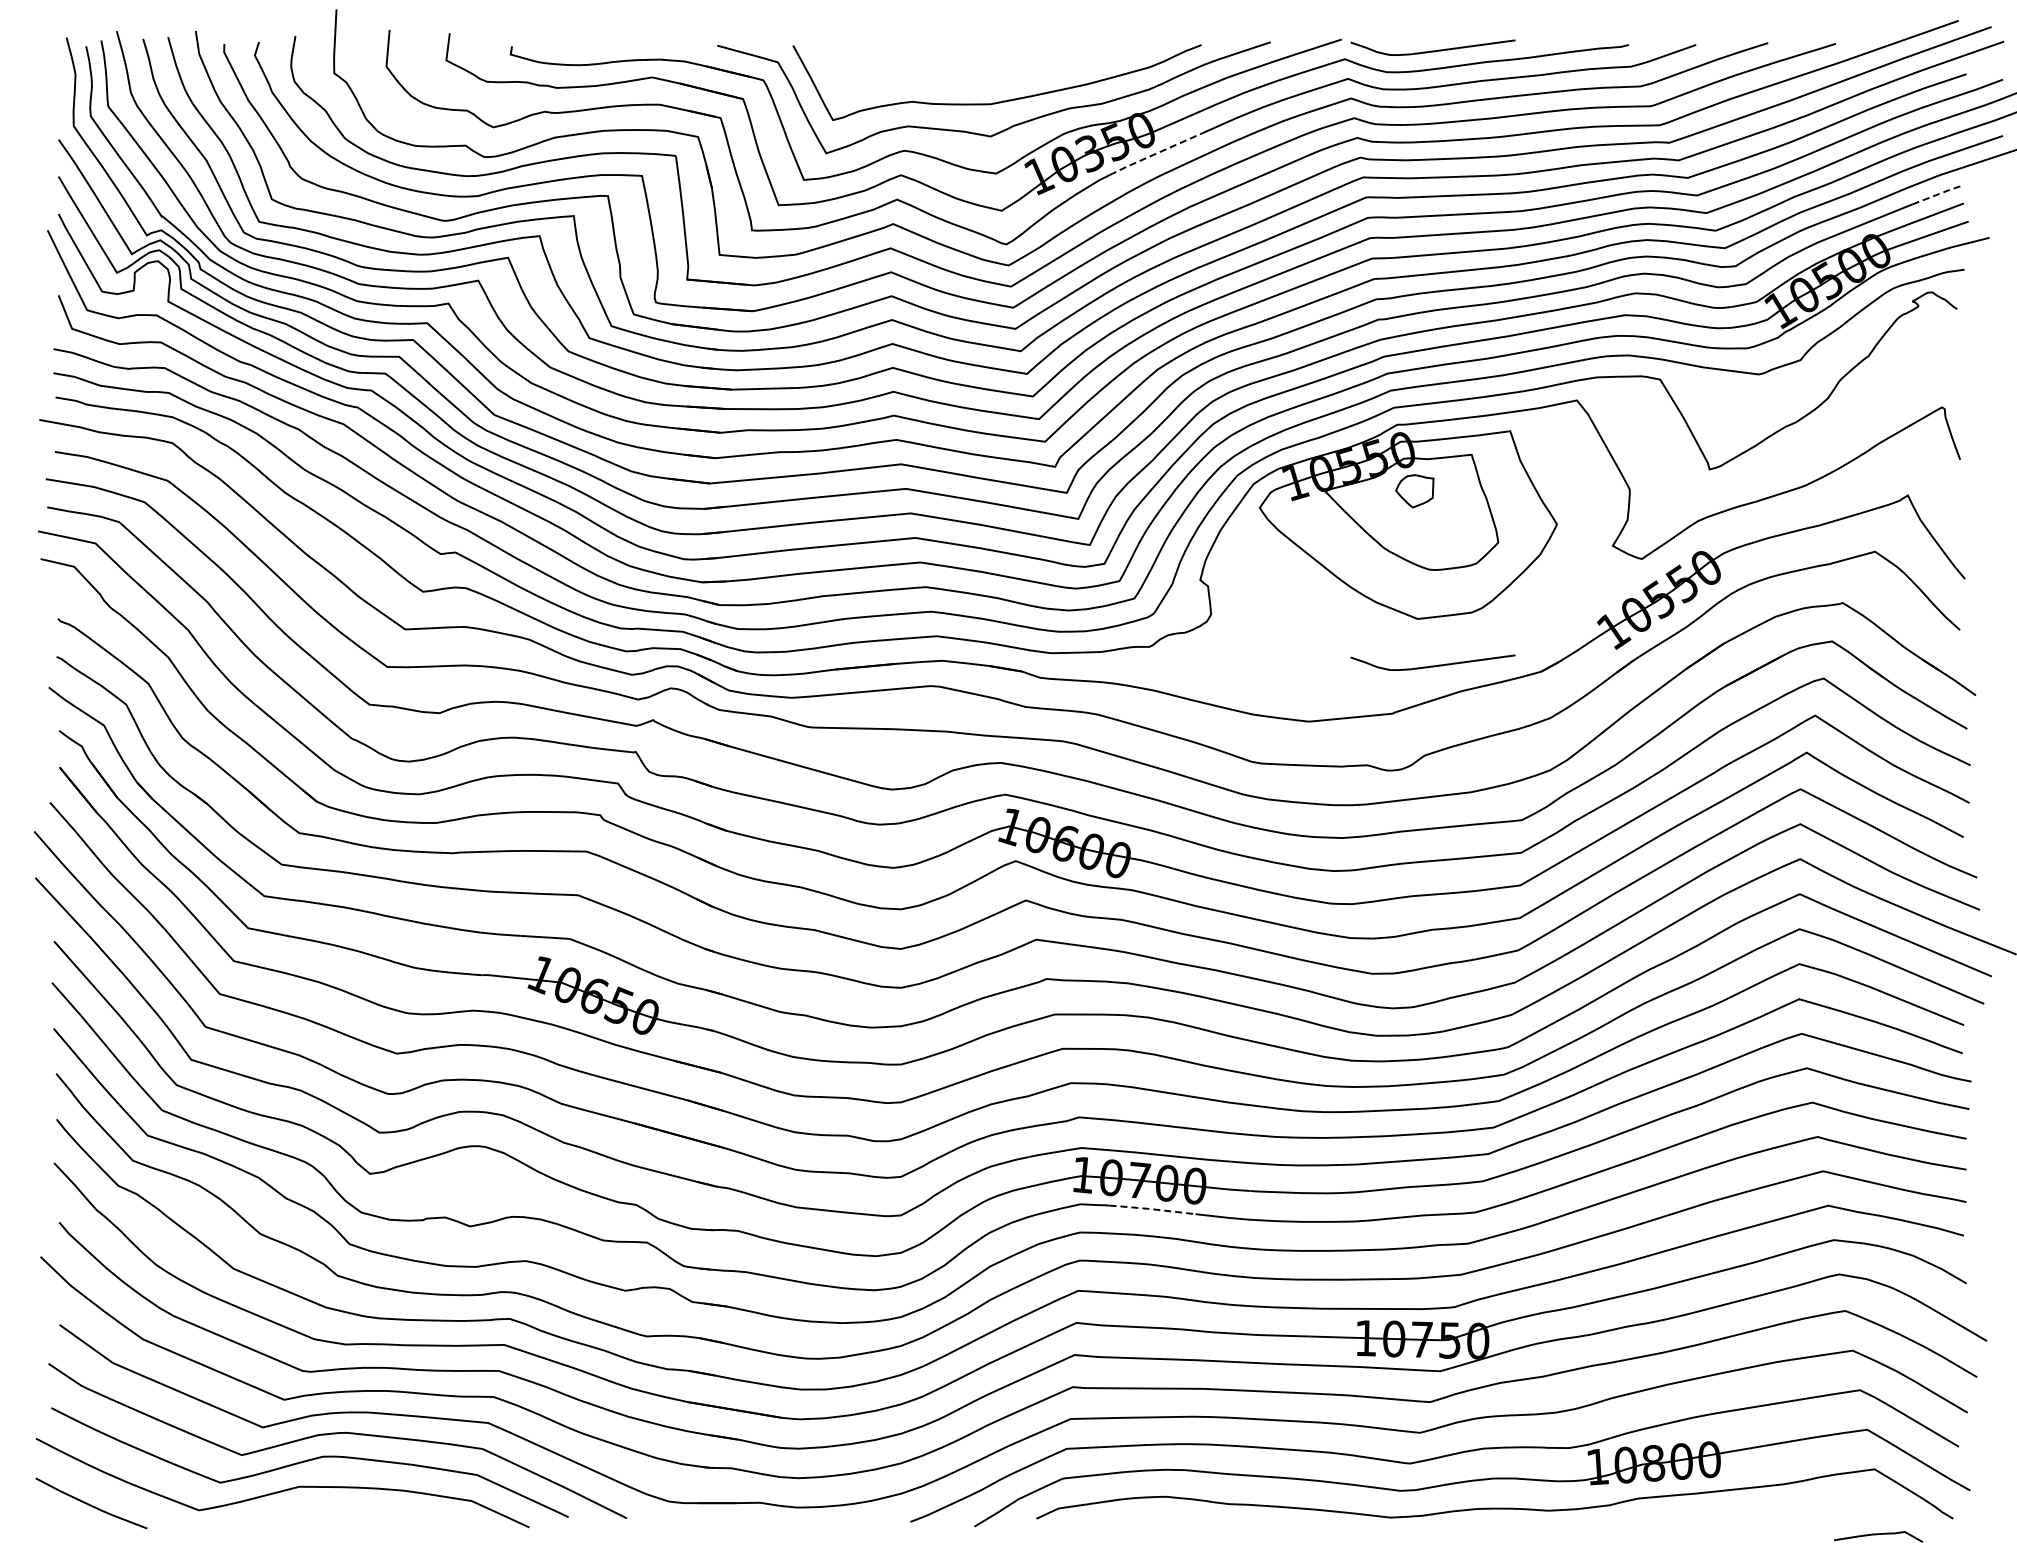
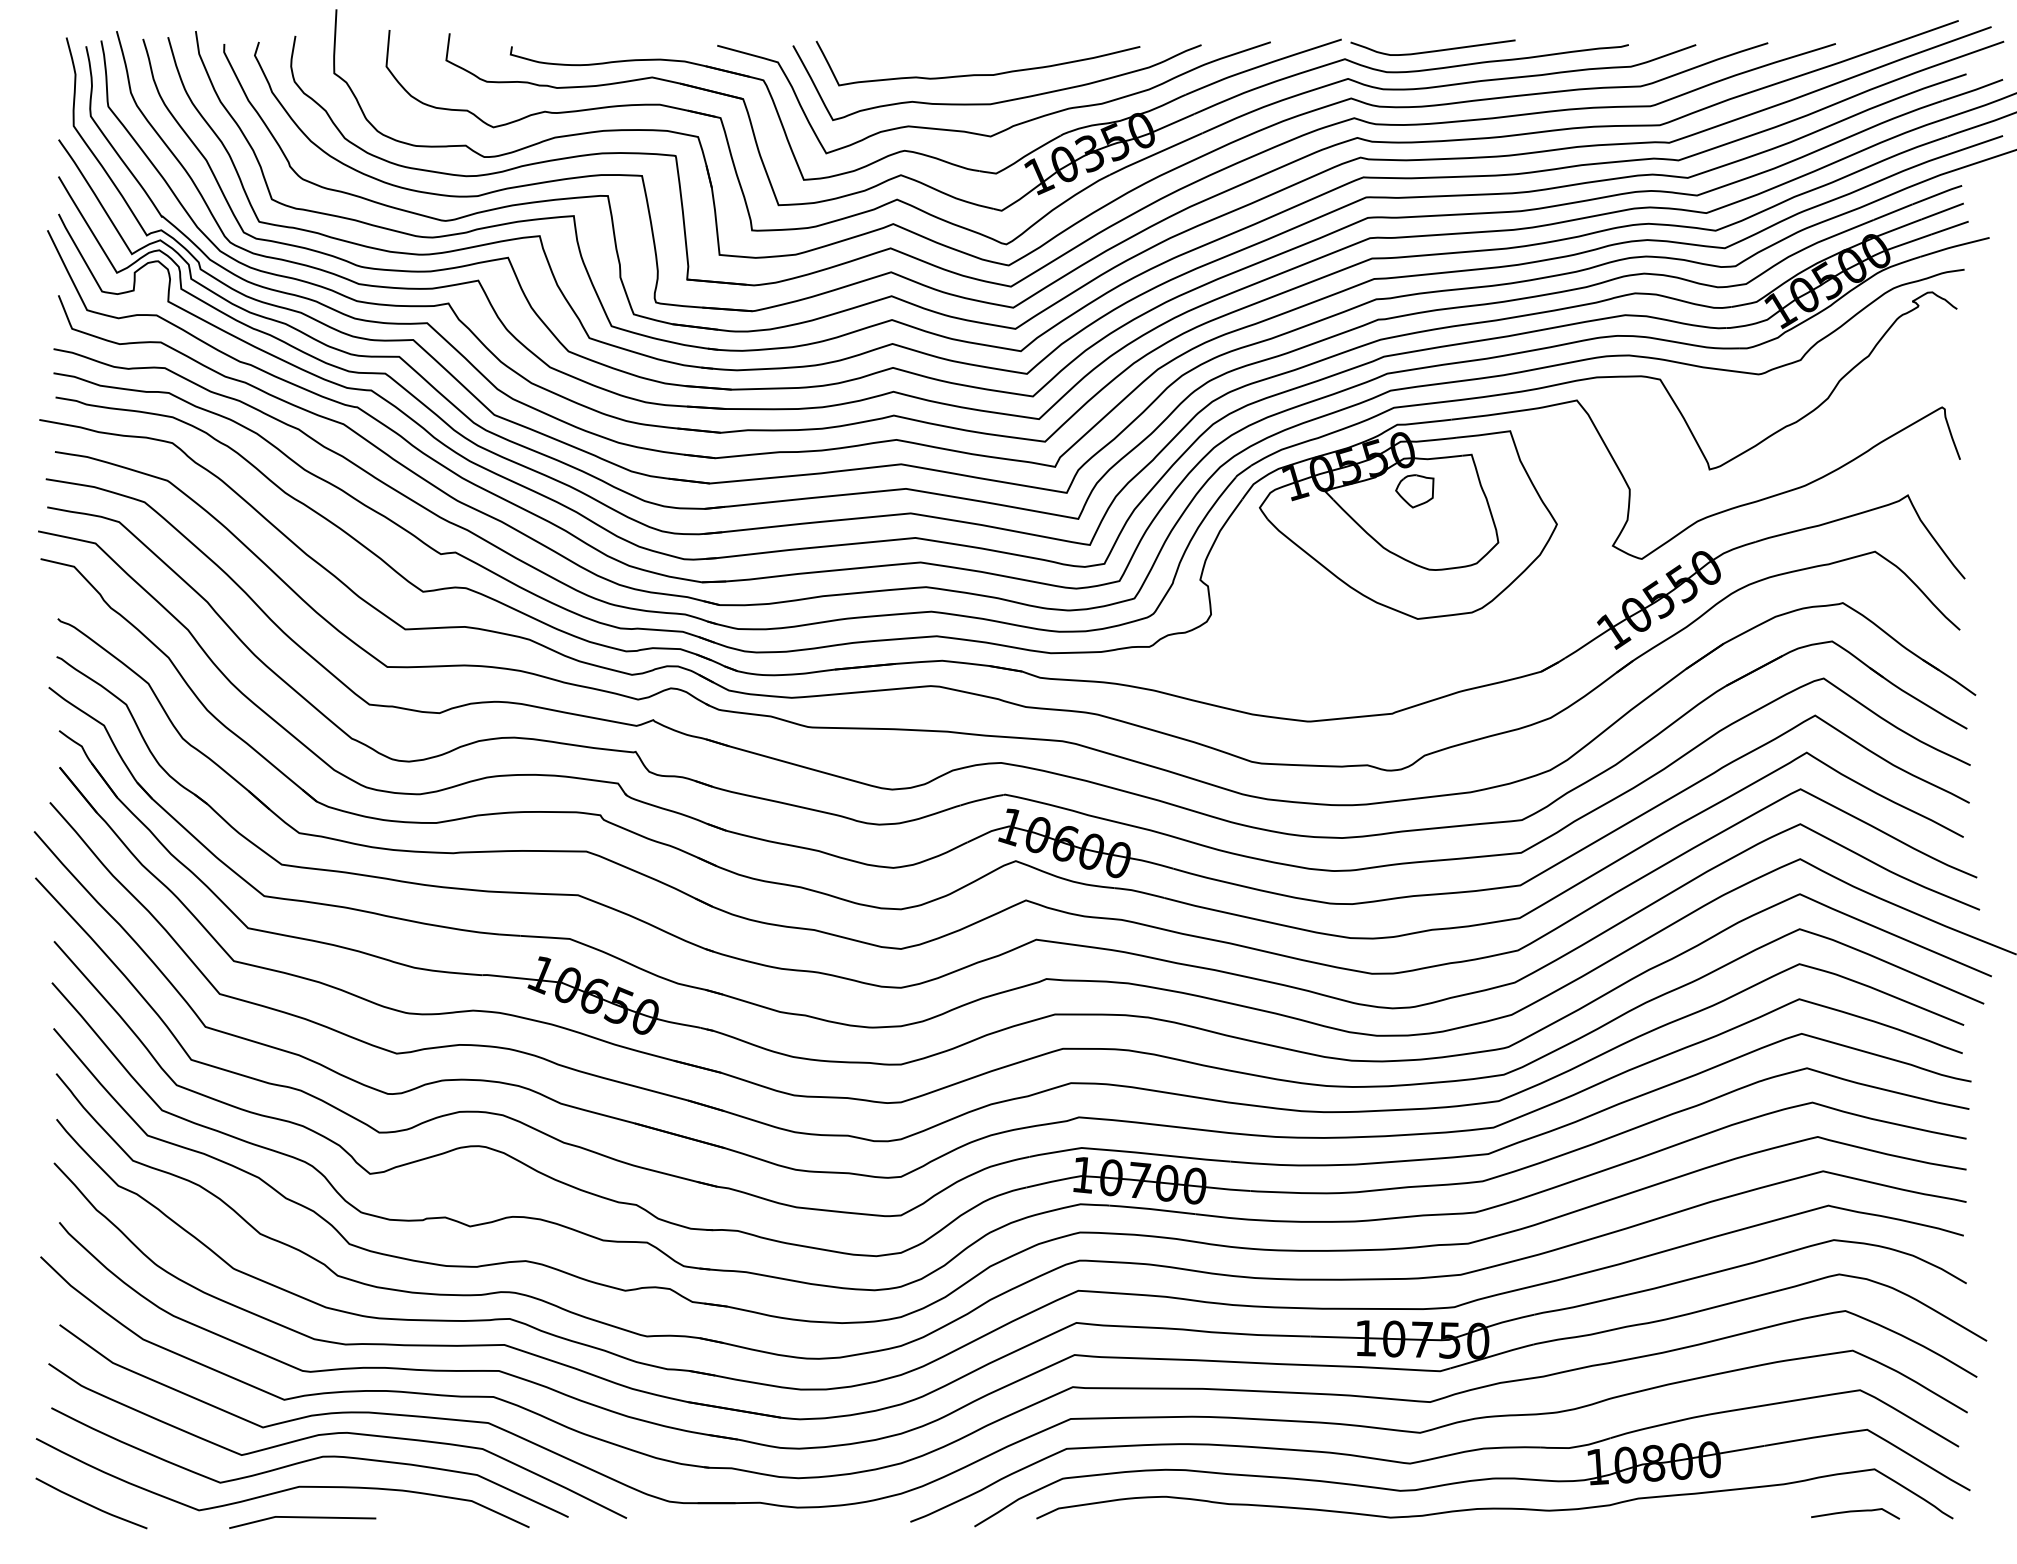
curve: none -> present (977, 74)
line: dashed -> solid (1155, 154)
line: dashed -> solid (1938, 194)
curve: present -> none (1432, 665)
line: dashed -> solid (1151, 1209)
line: none -> present (302, 1518)
curve position: (1878, 1535) -> (1855, 1512) (1855, 1512)
